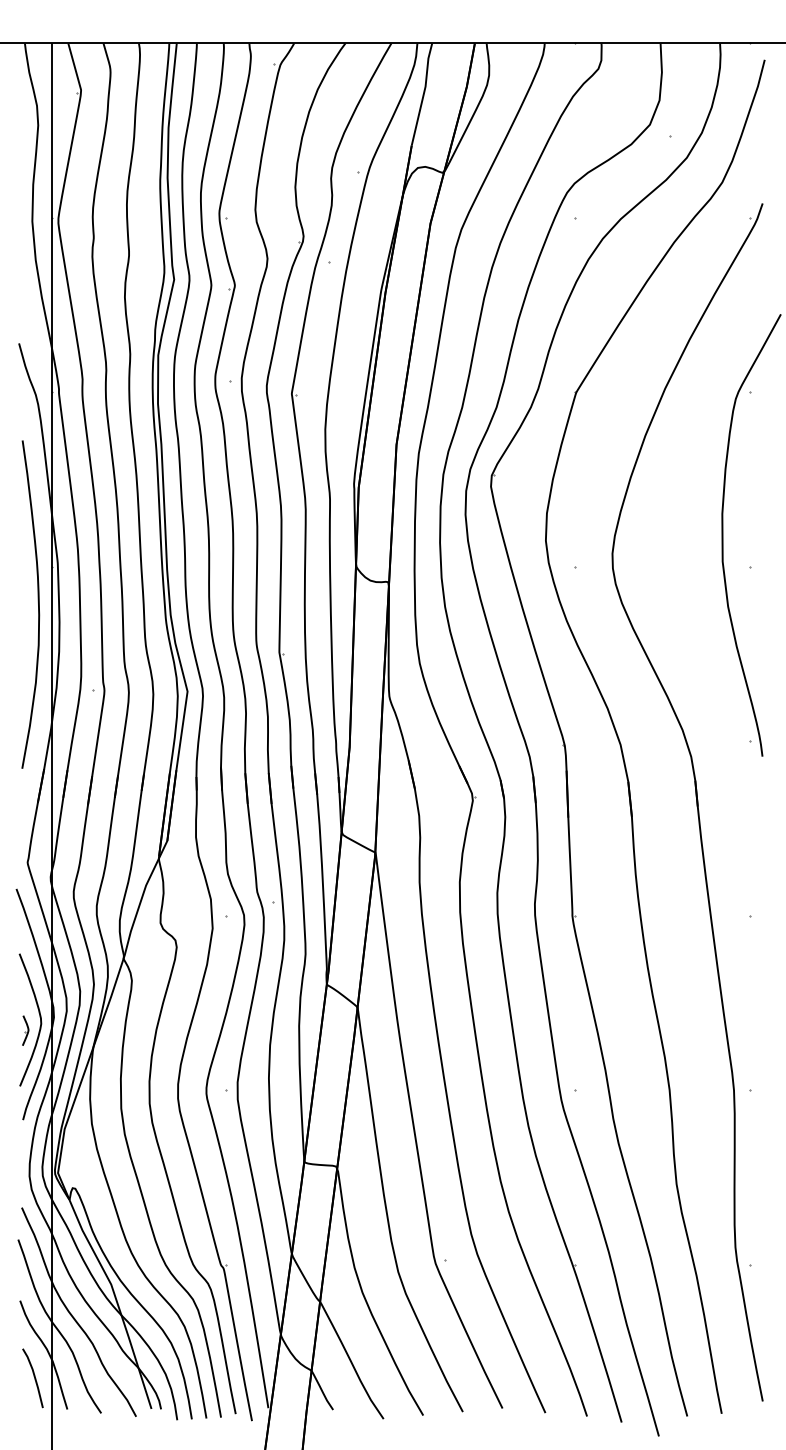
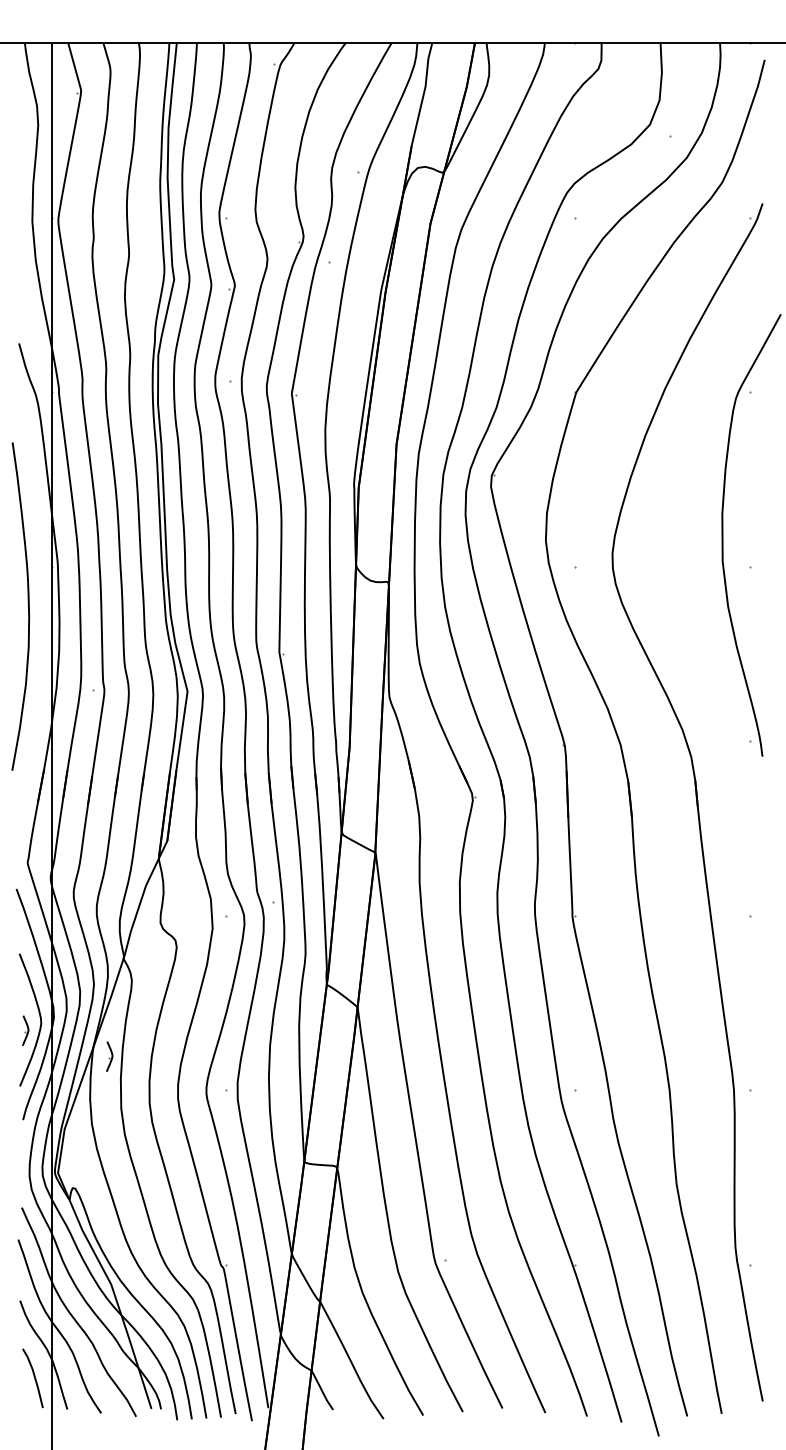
curve position: (37, 601) -> (27, 603) (27, 603)
part: none -> present (109, 1056)
